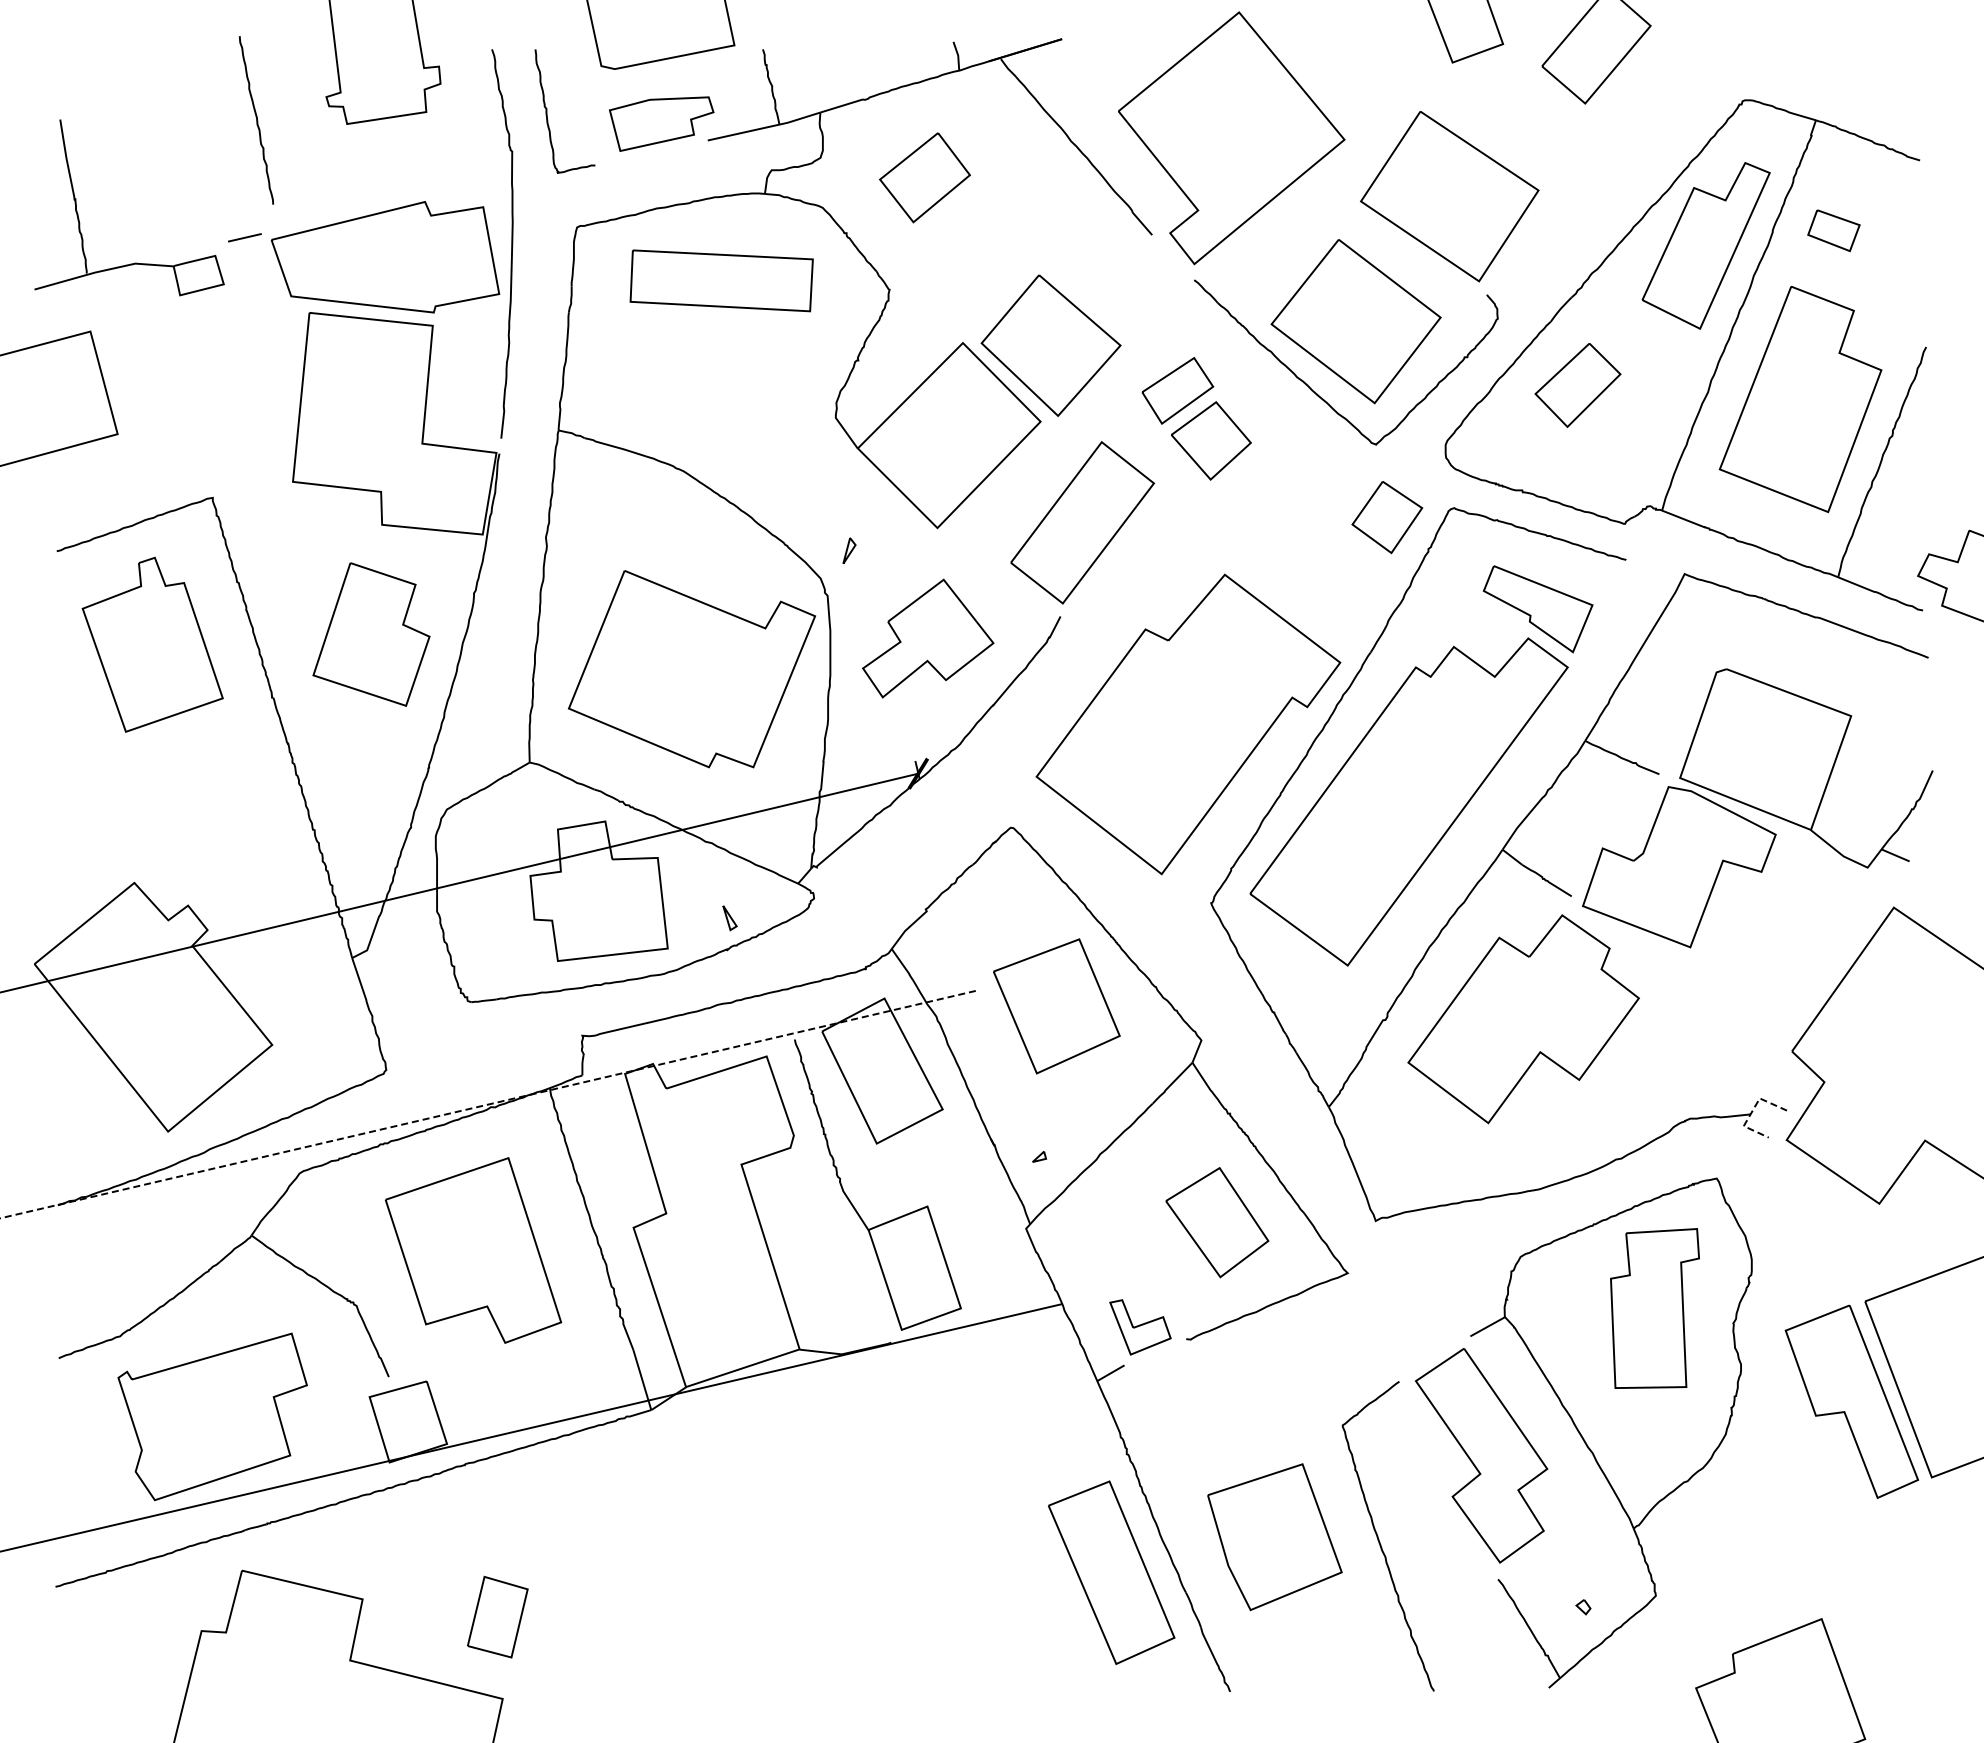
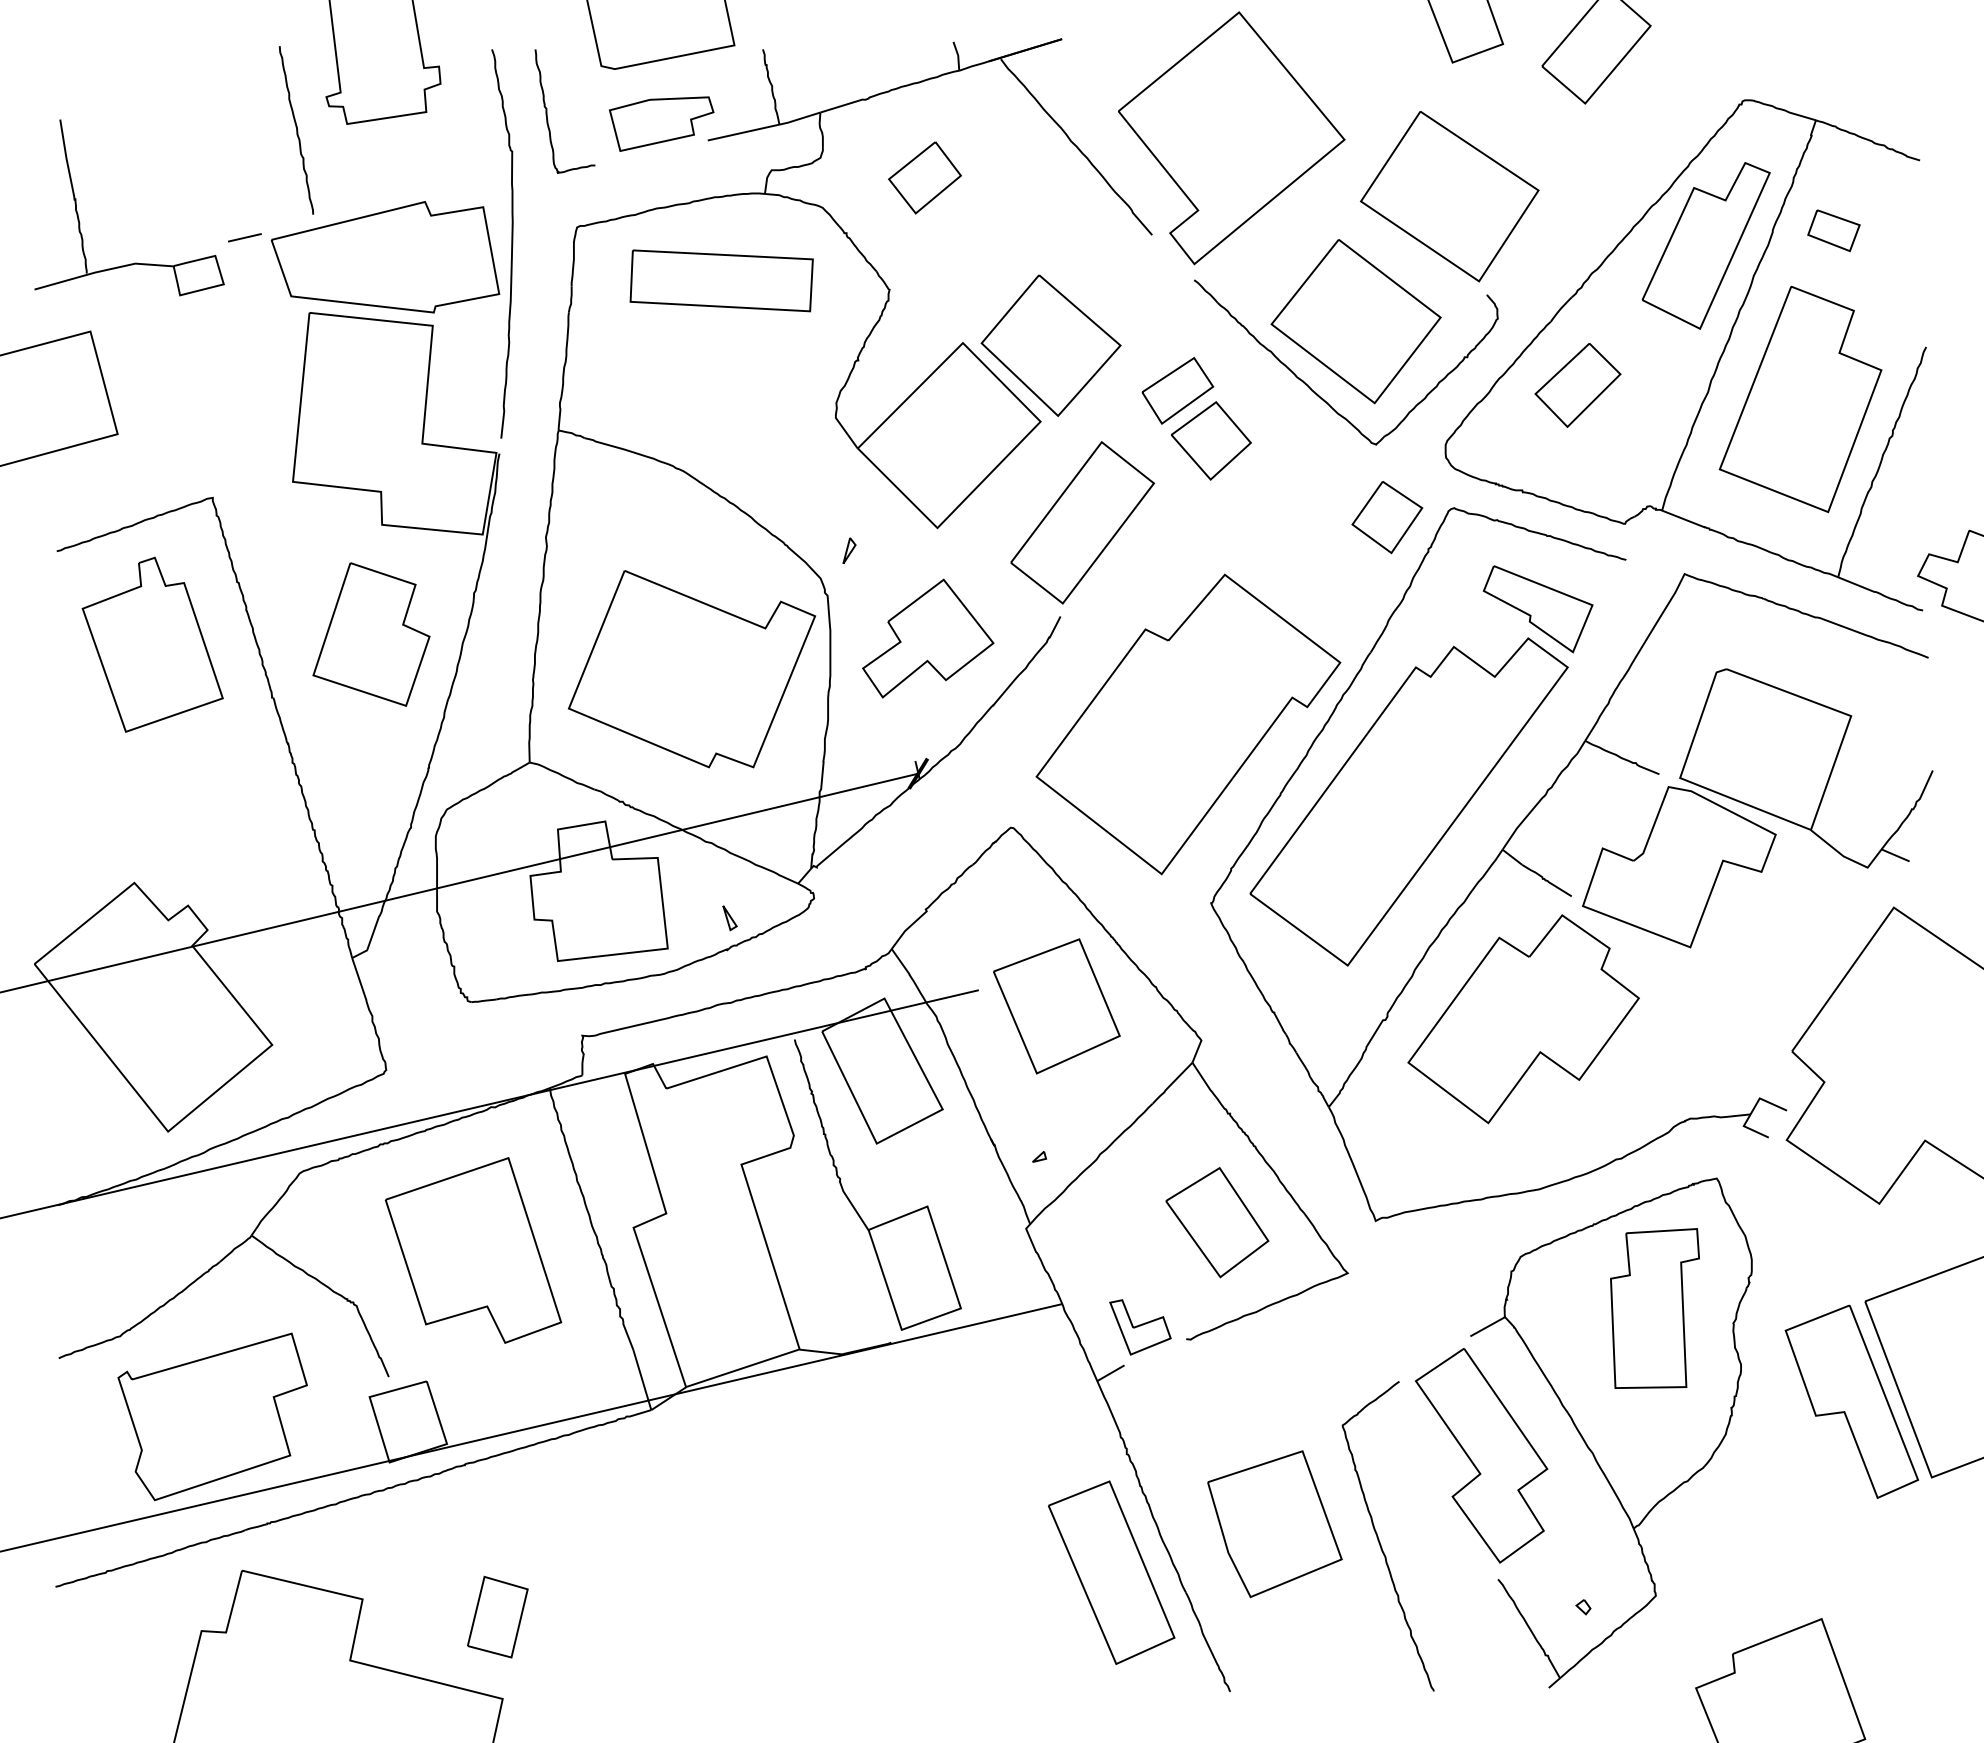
curve position: (256, 120) -> (296, 130) (296, 130)
part size: 92x92 px -> 74x74 px (924, 177)
line: dashed -> solid (489, 1104)
line: dashed -> solid (1752, 1111)
part position: (1274, 1537) -> (1274, 1524) (1274, 1524)
